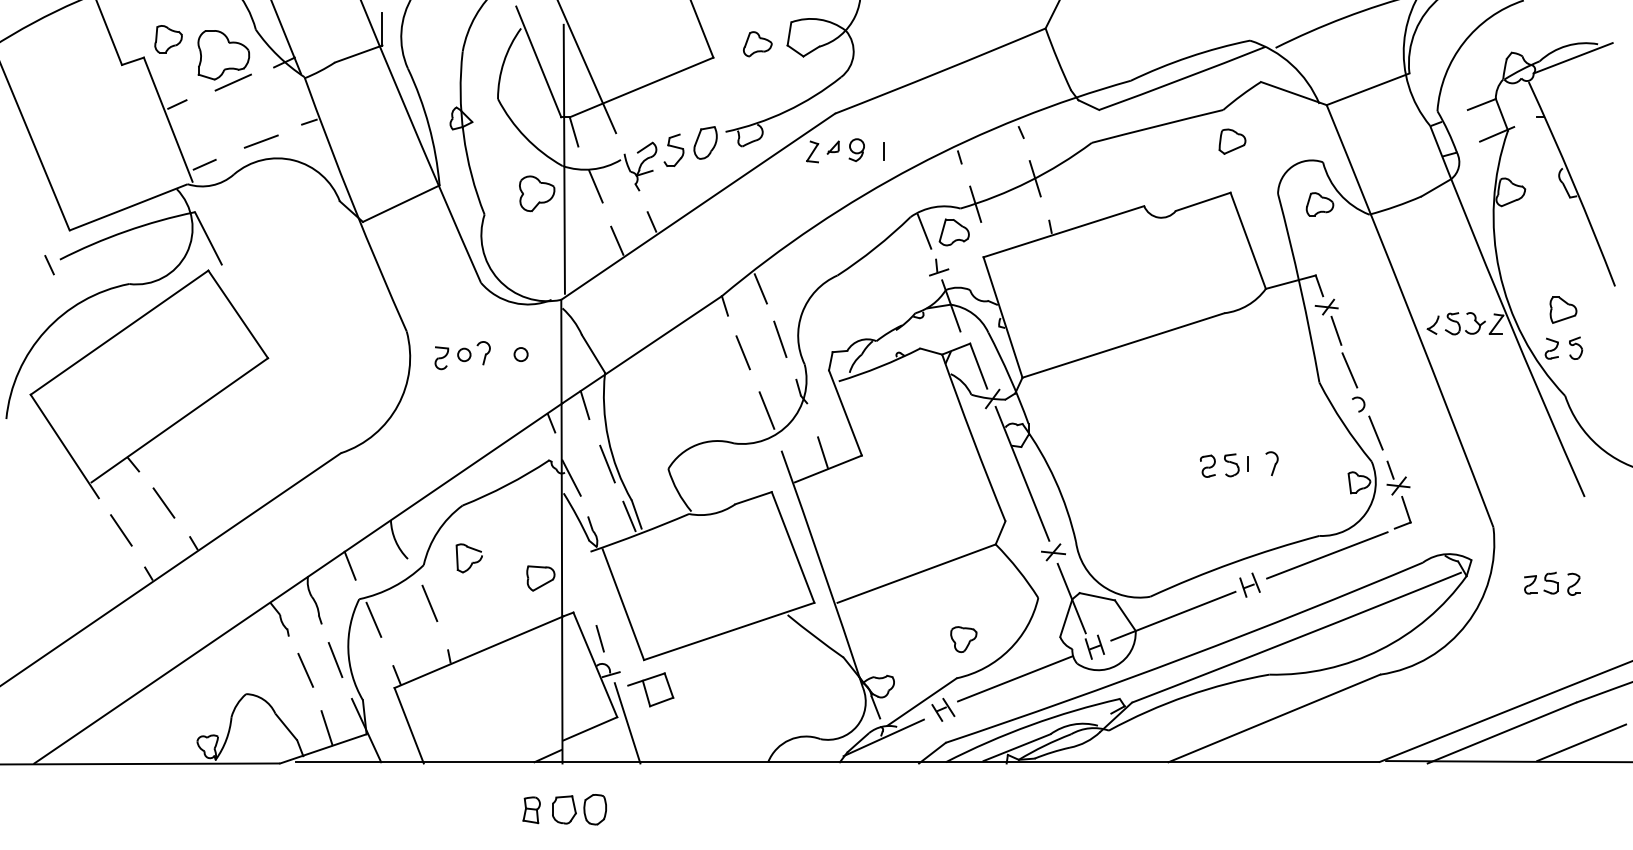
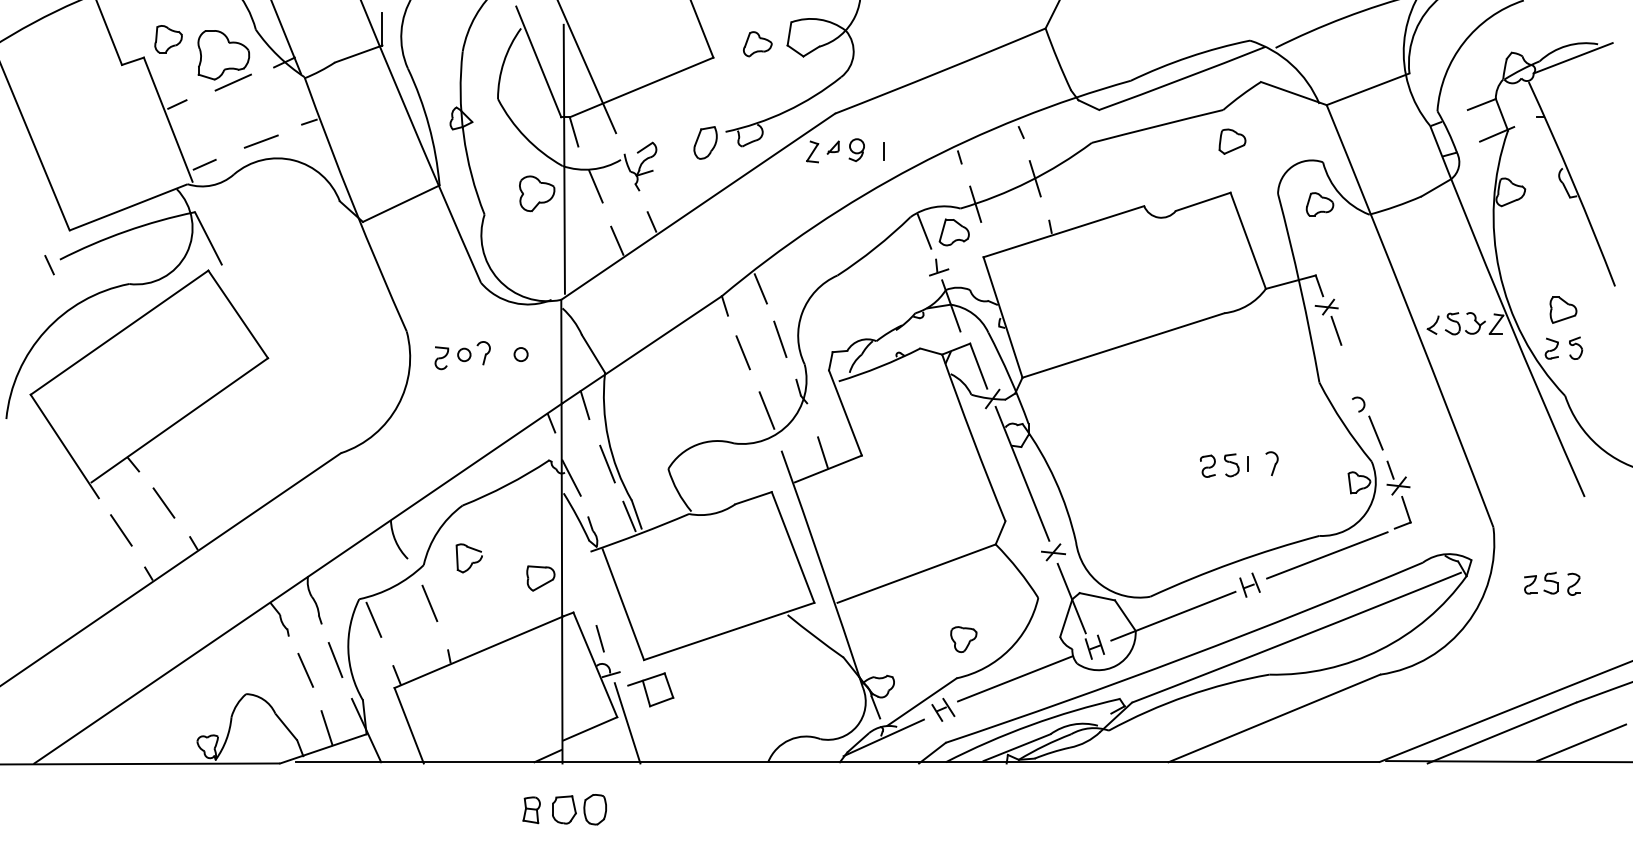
part: present -> none (673, 149)
line: present -> none (1349, 370)
line: present -> none (349, 565)
